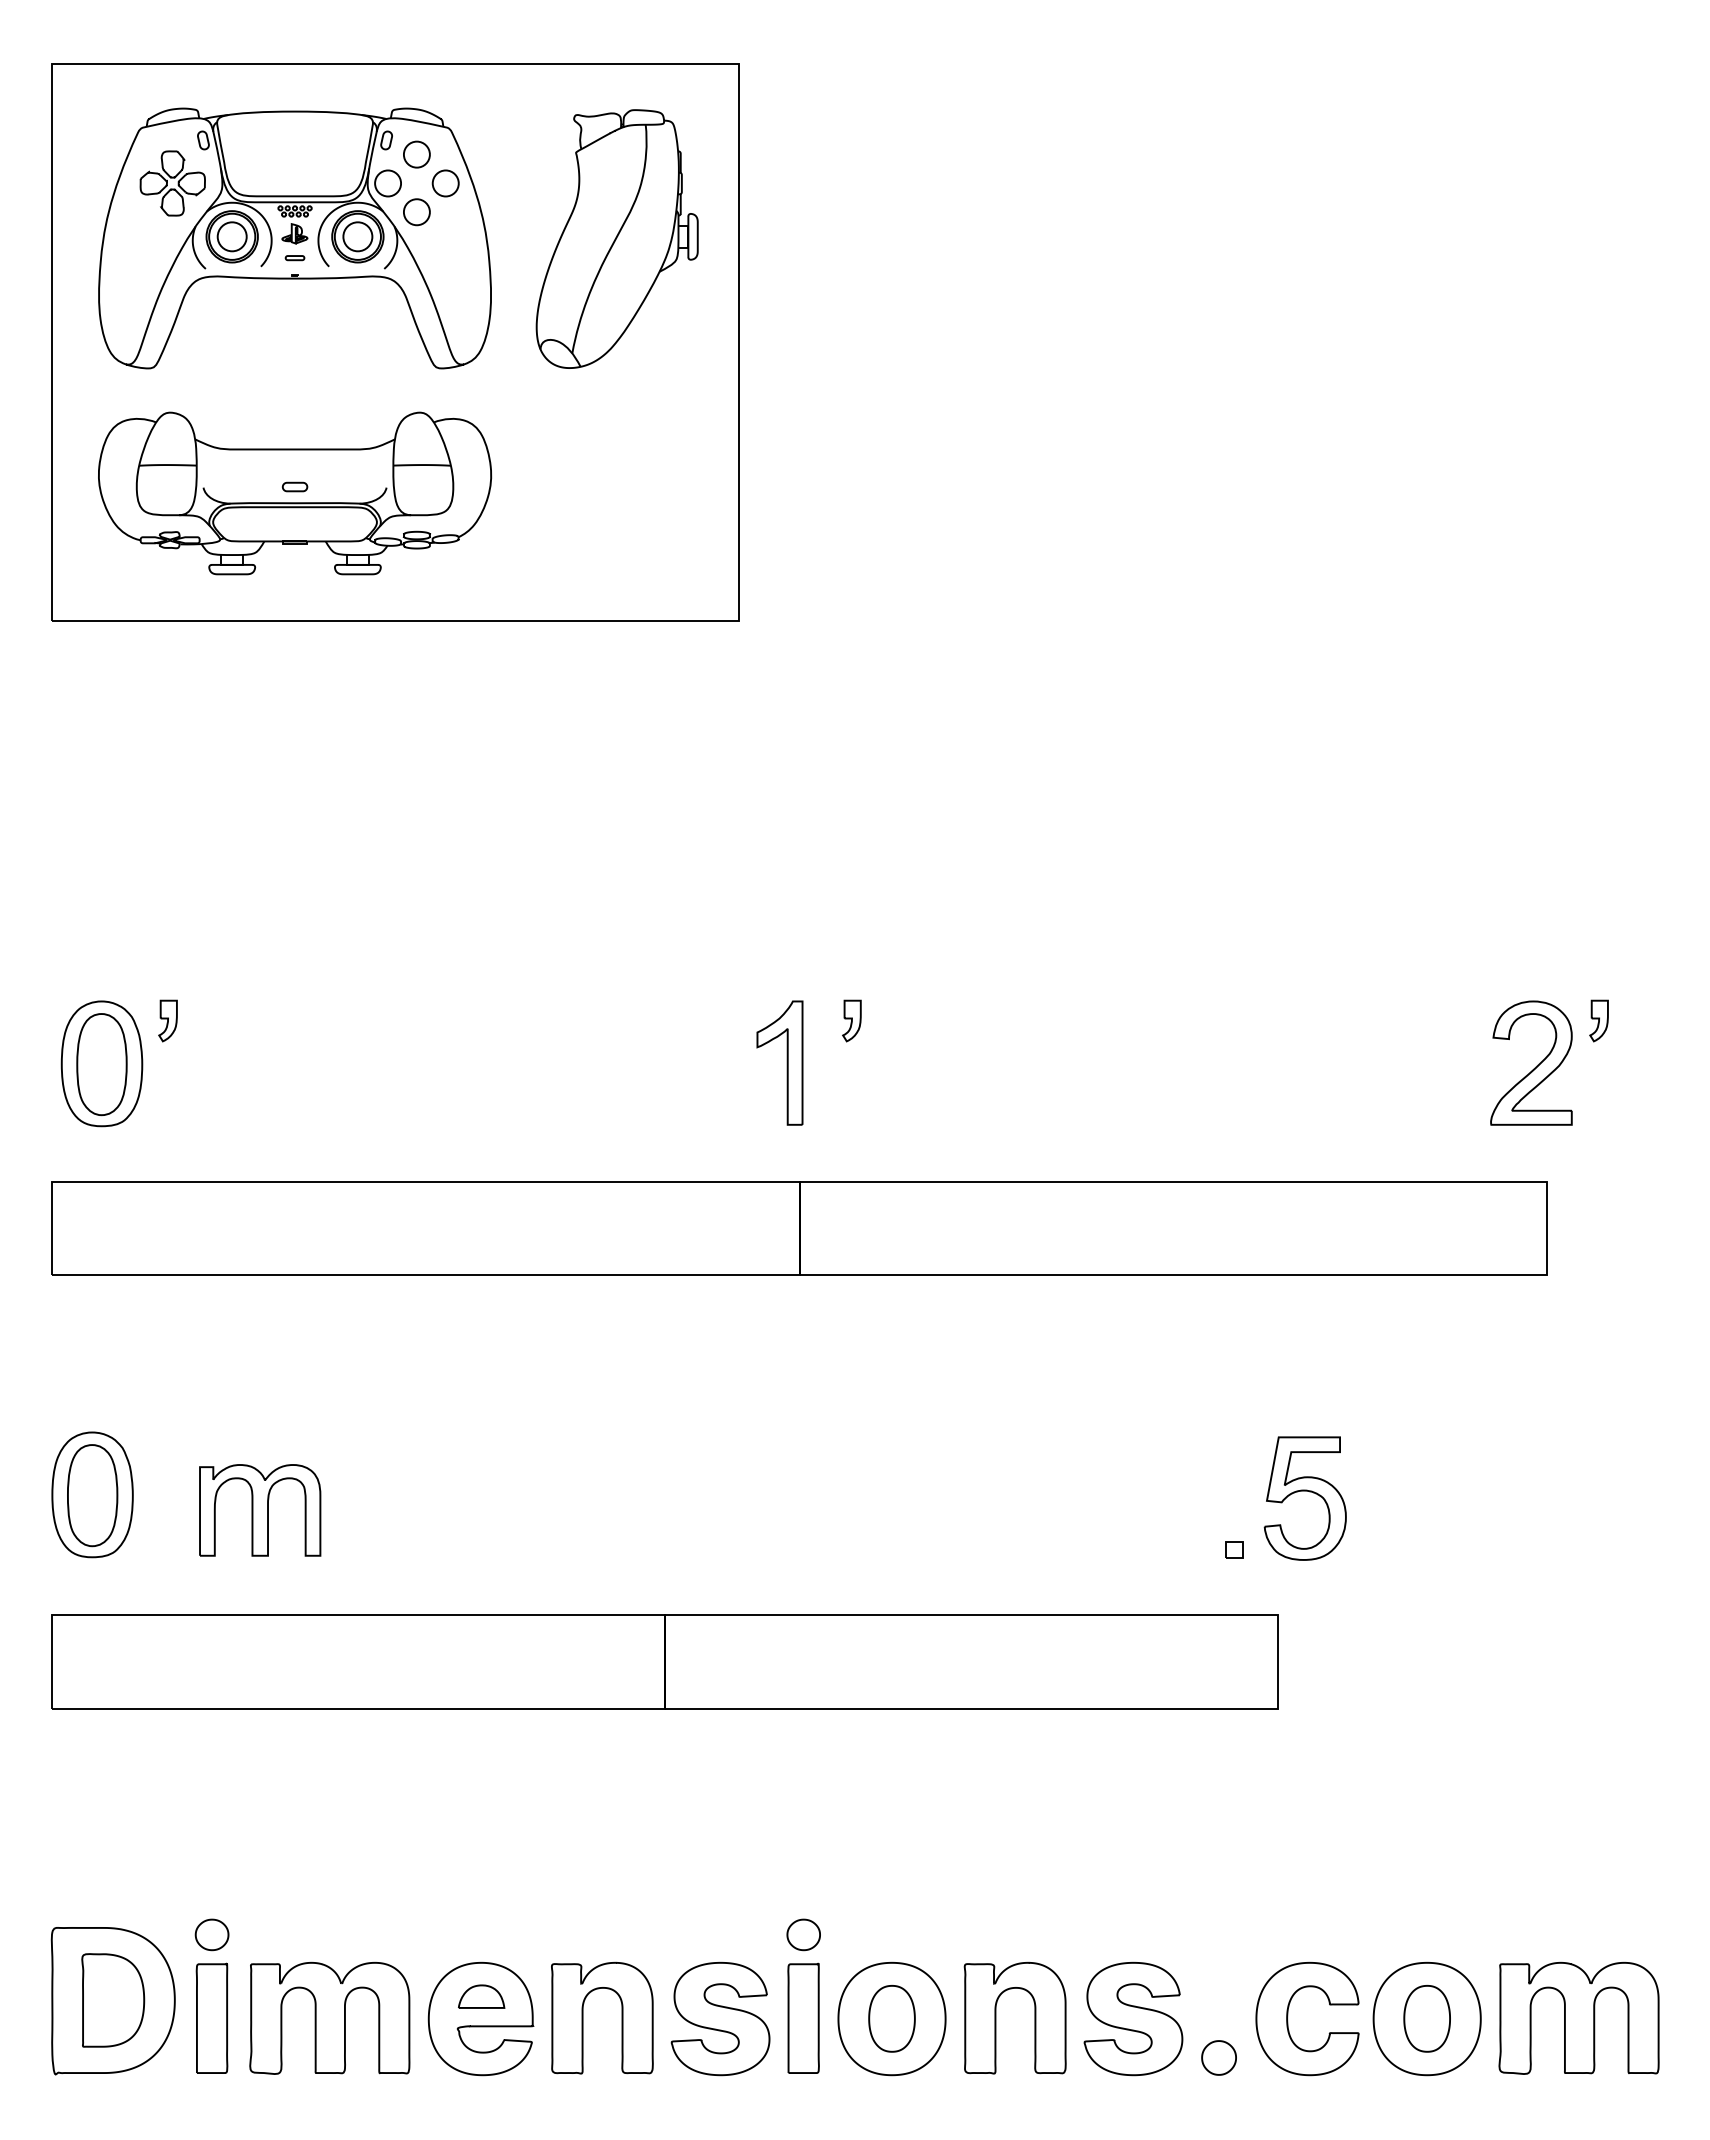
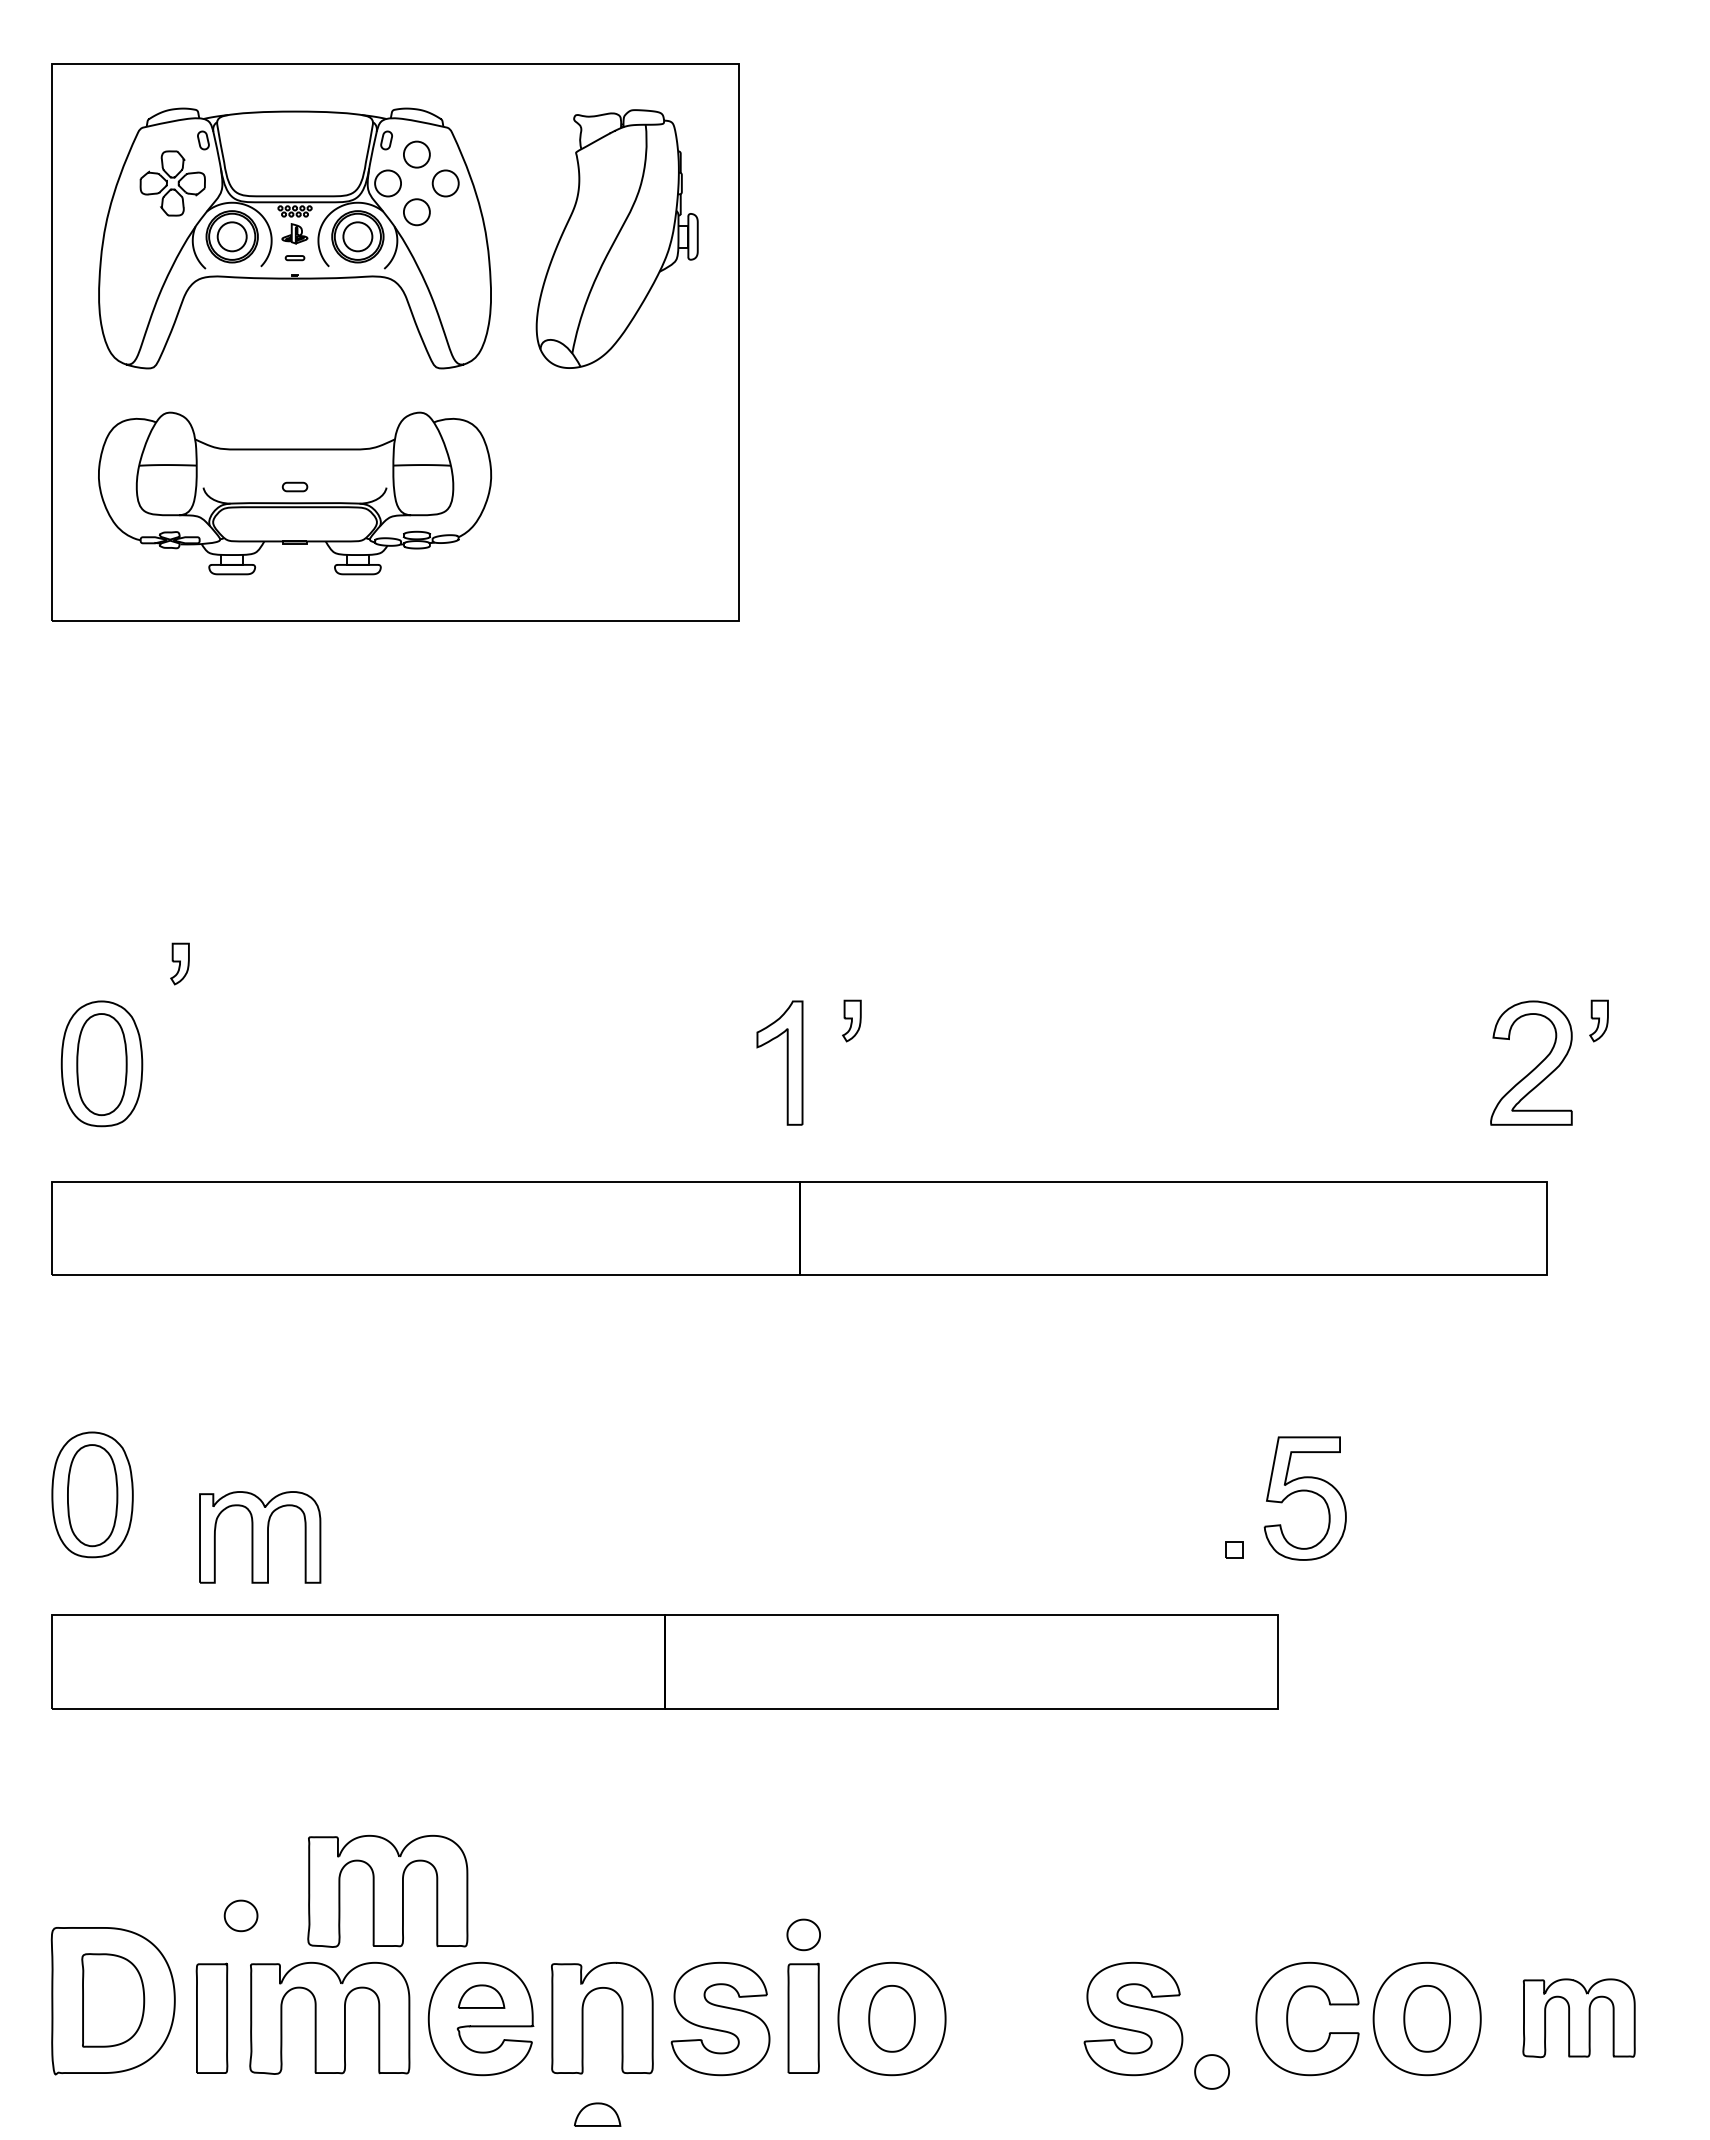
part position: (167, 1020) -> (179, 963) (179, 963)
part position: (260, 1510) -> (260, 1537) (260, 1537)
part: none -> present (387, 1890)
part position: (211, 1934) -> (240, 1915) (240, 1915)
part: present -> none (996, 2017)
part size: 162x114 px -> 114x81 px (1578, 2018)
part position: (1218, 2057) -> (1211, 2071) (1211, 2071)
part: none -> present (597, 2114)
